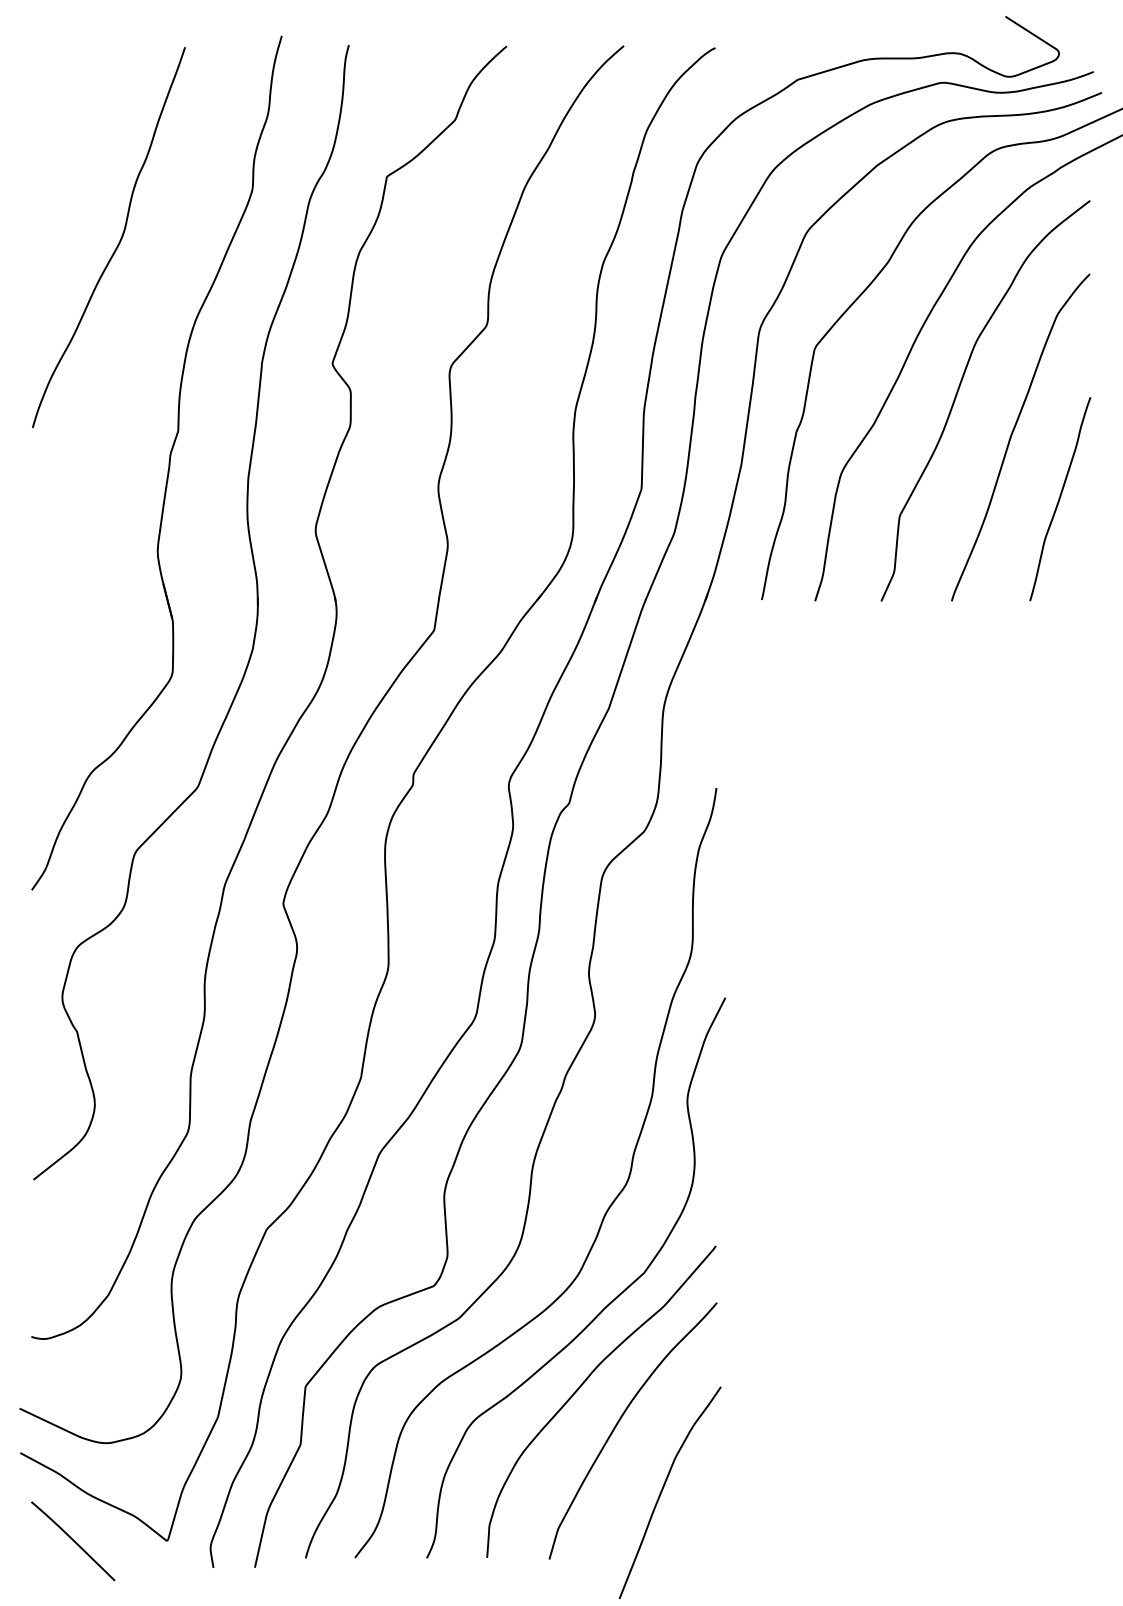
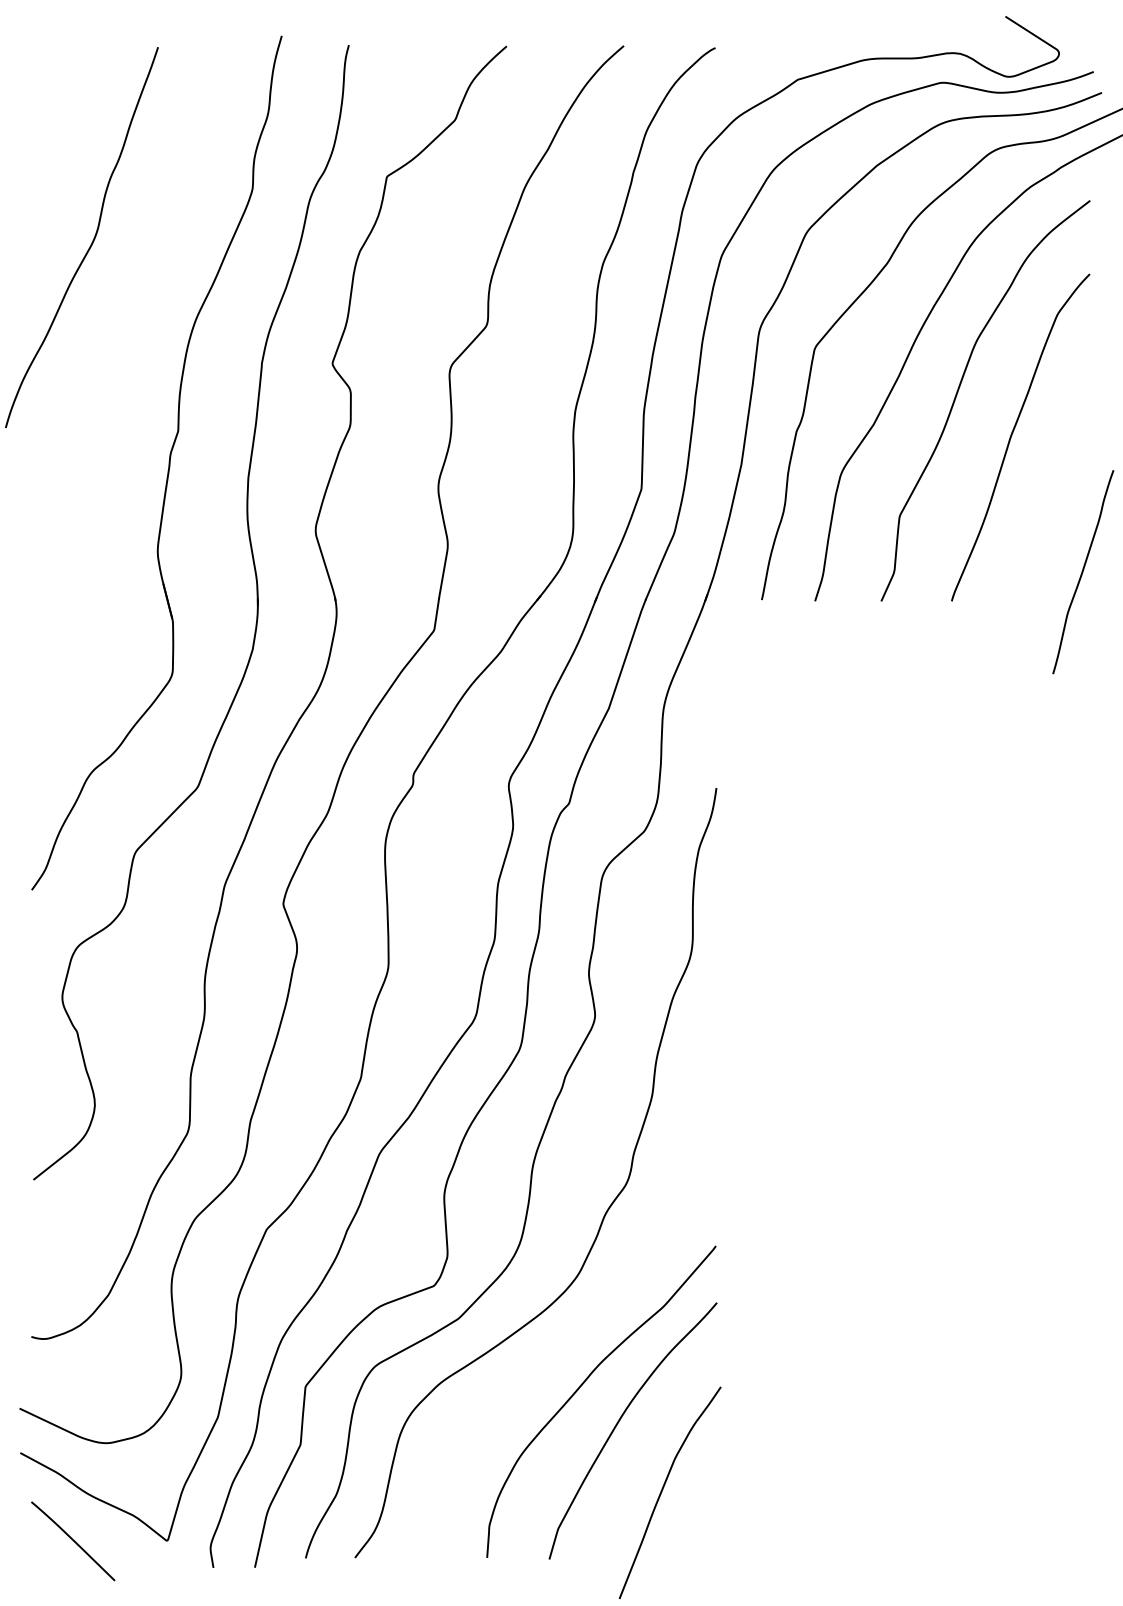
curve position: (118, 242) -> (91, 242) (91, 242)
curve position: (1060, 499) -> (1083, 572) (1083, 572)
curve: present -> none (605, 1306)
